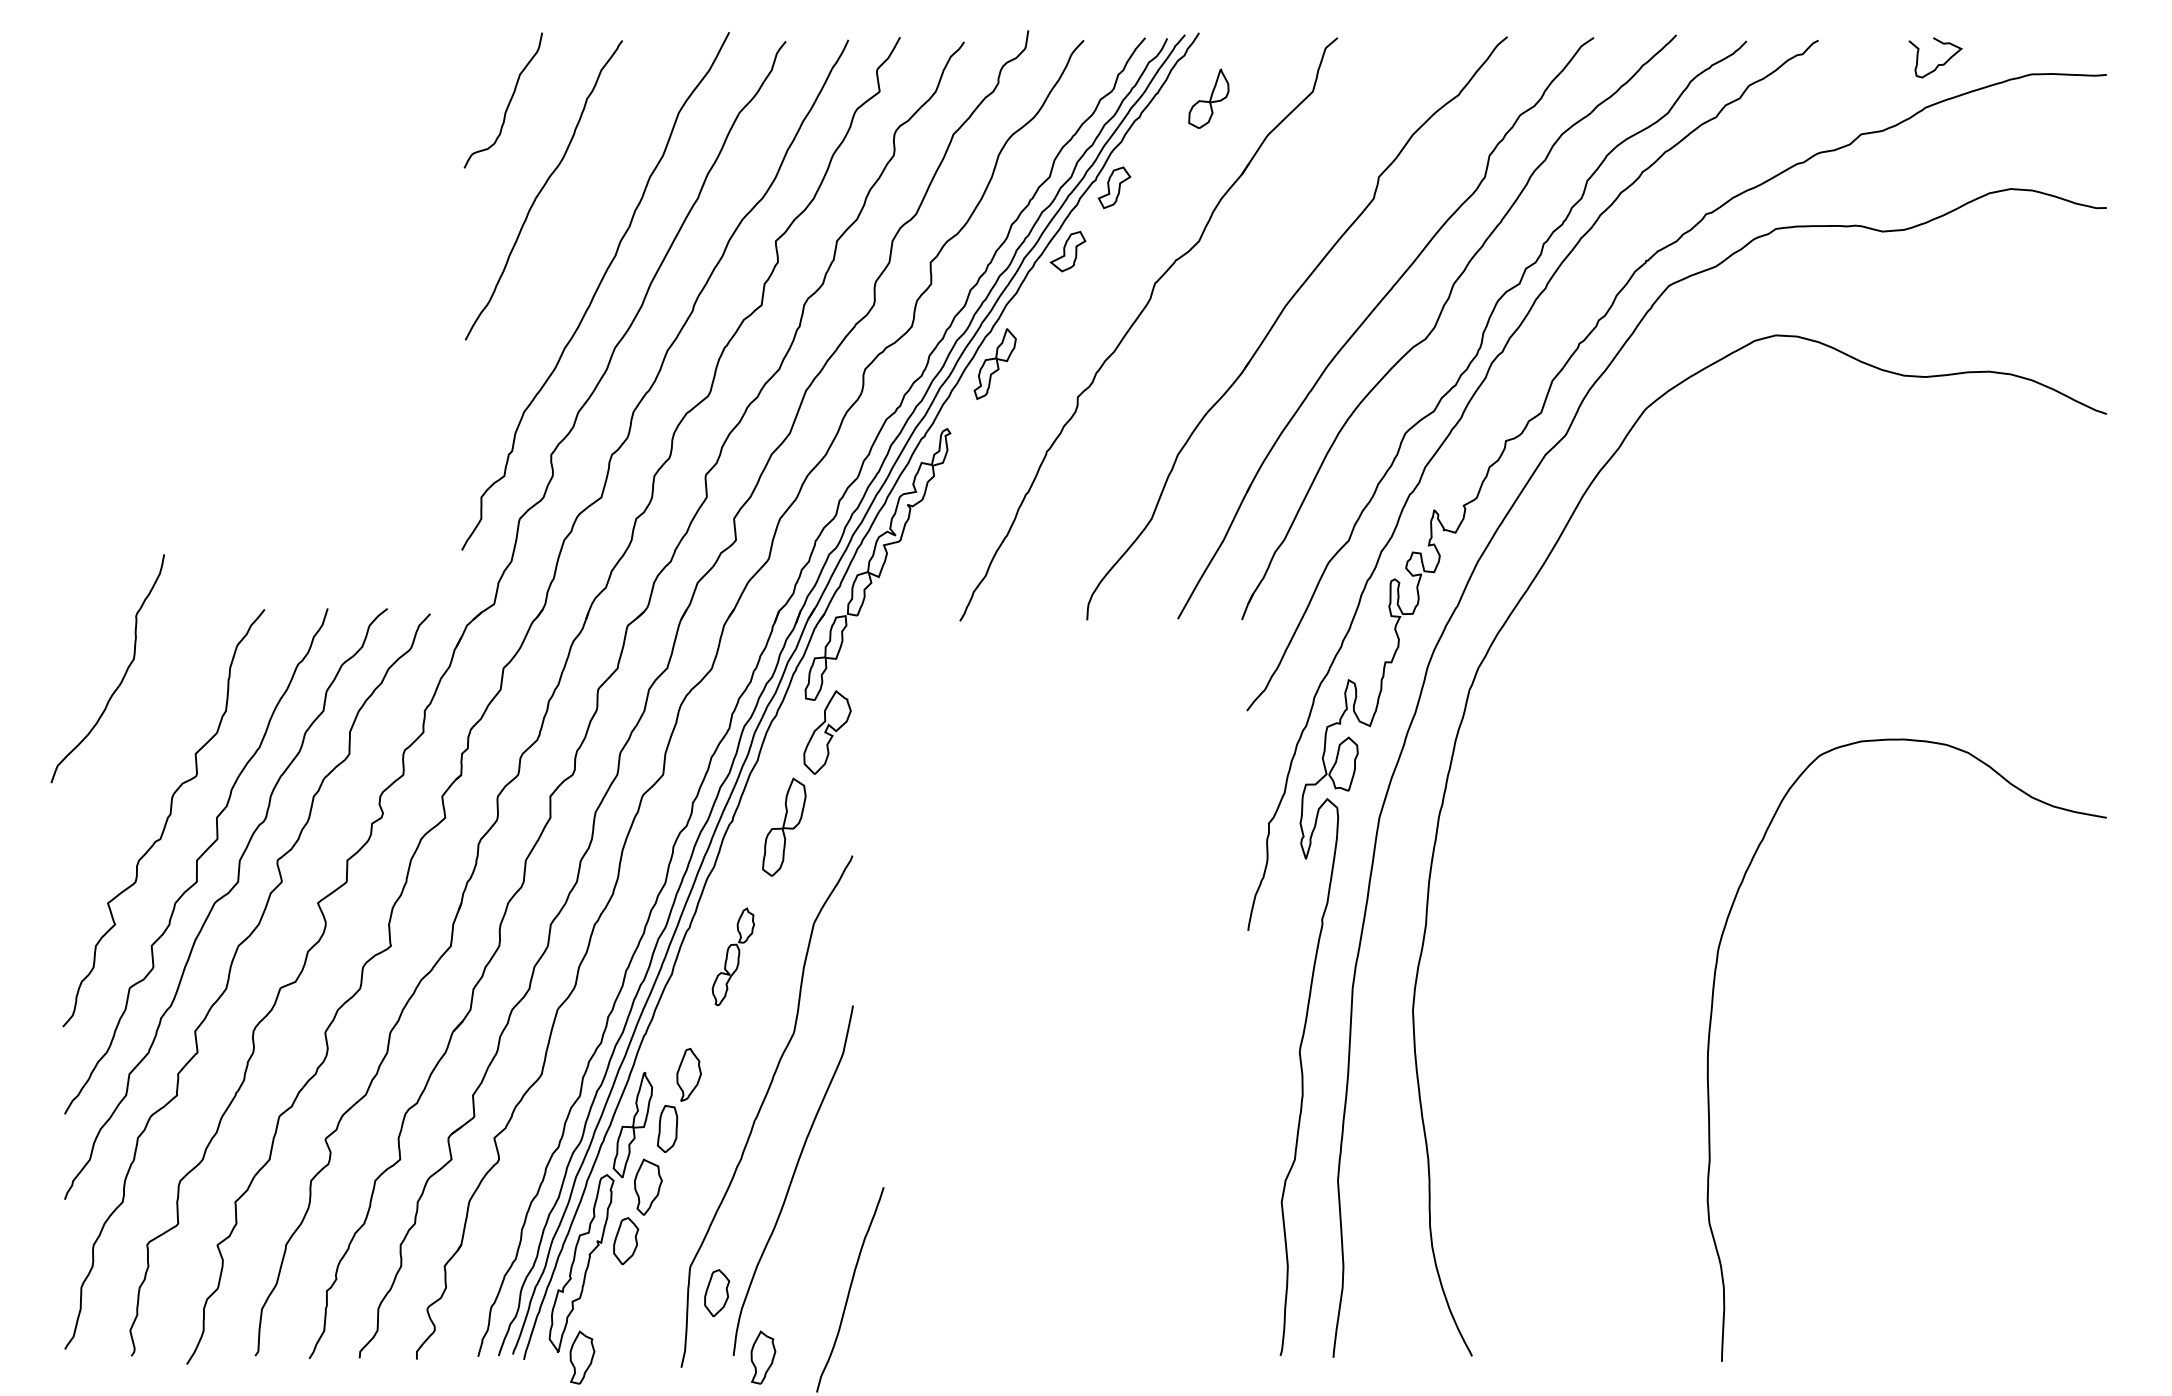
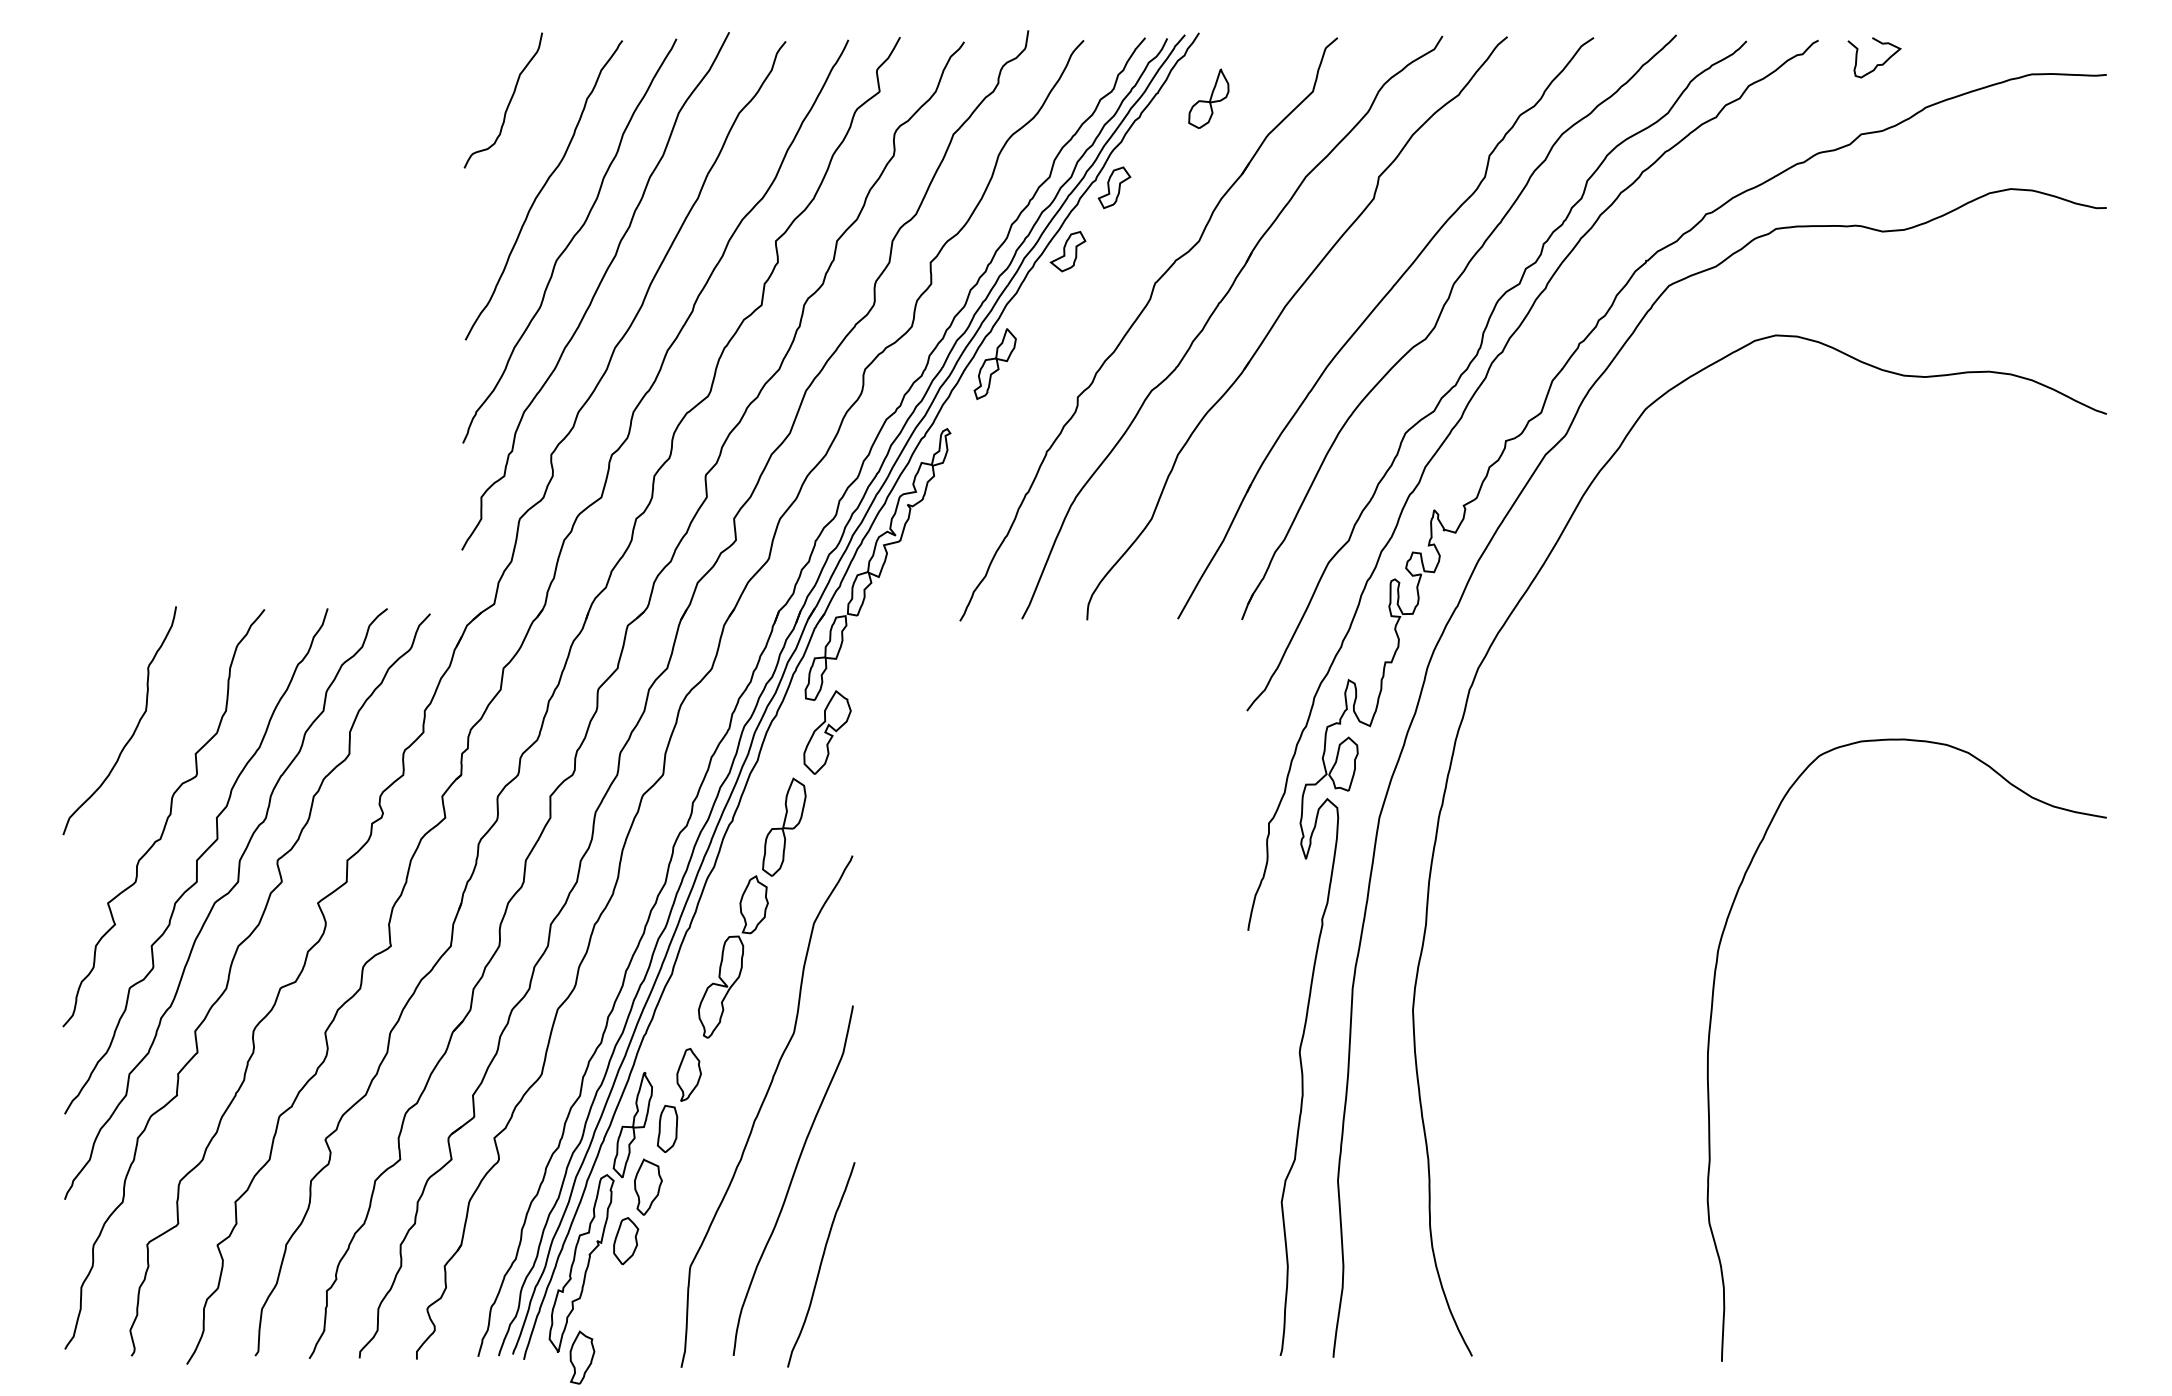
curve position: (1937, 64) -> (1876, 64) (1876, 64)
curve: none -> present (570, 240)
part: none -> present (1212, 315)
curve position: (123, 675) -> (135, 727) (135, 727)
part size: 45x100 px -> 71x164 px (733, 956)
curve position: (850, 1289) -> (821, 1264) (821, 1264)
part: present -> none (717, 1293)
part: present -> none (763, 1357)
